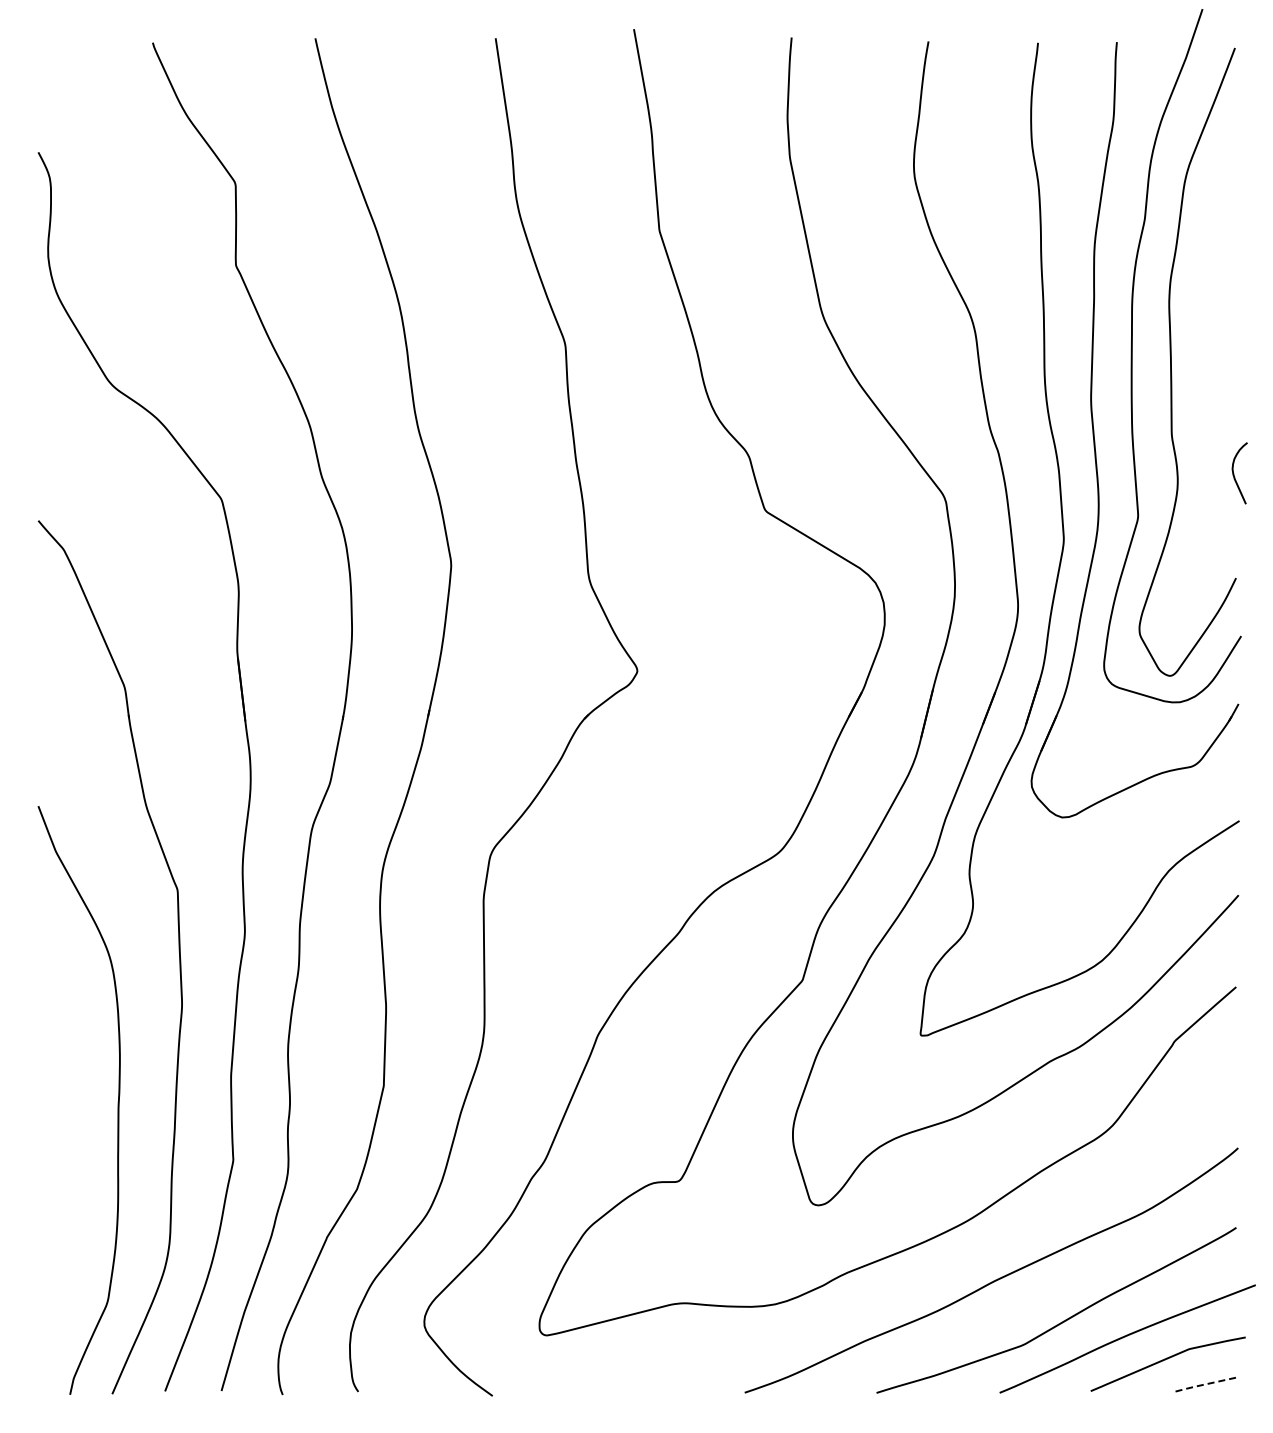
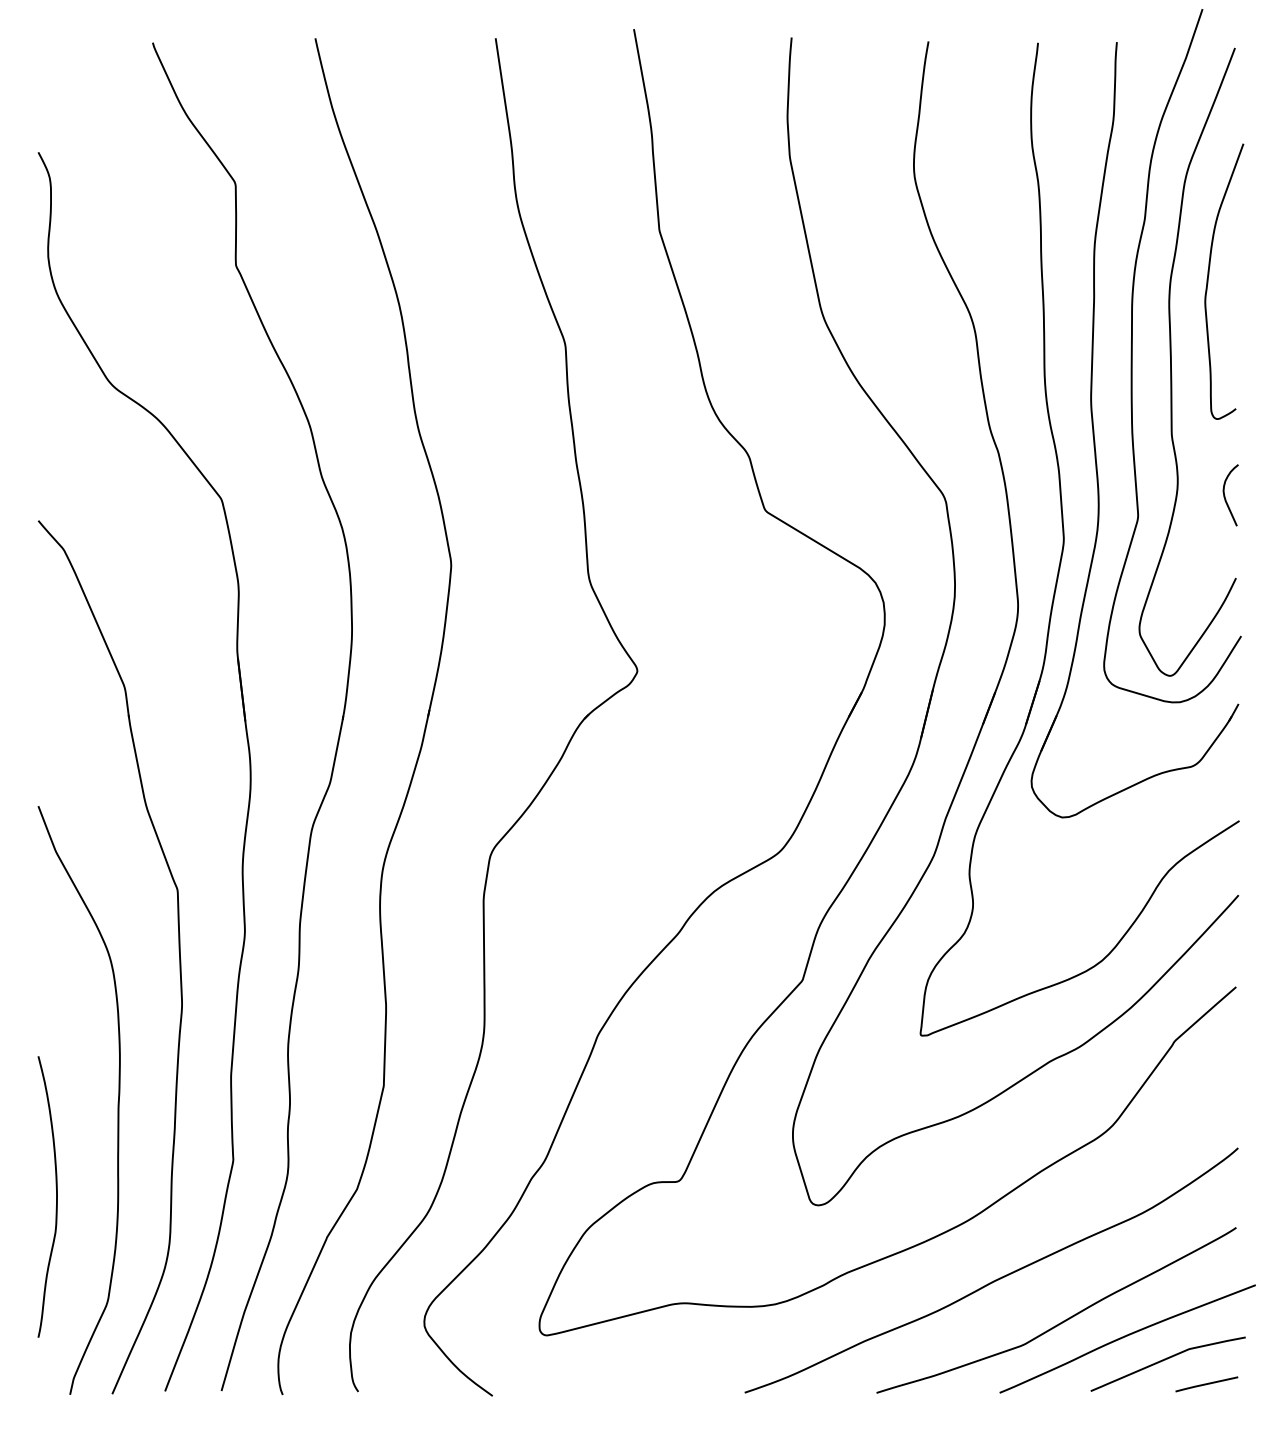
curve: none -> present (1208, 281)
curve position: (1234, 473) -> (1225, 495) (1225, 495)
curve: none -> present (56, 1196)
line: dashed -> solid (1205, 1384)
